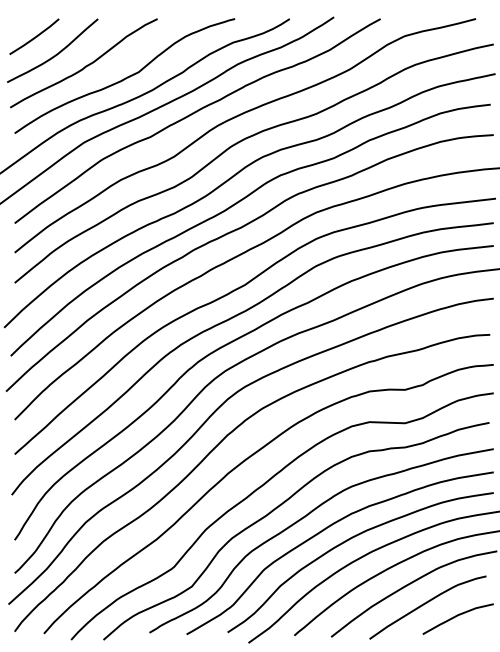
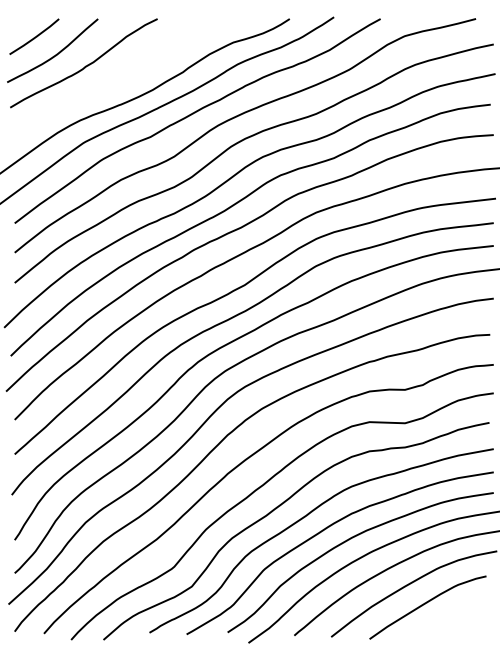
curve: present -> none (125, 77)
curve: present -> none (456, 617)
